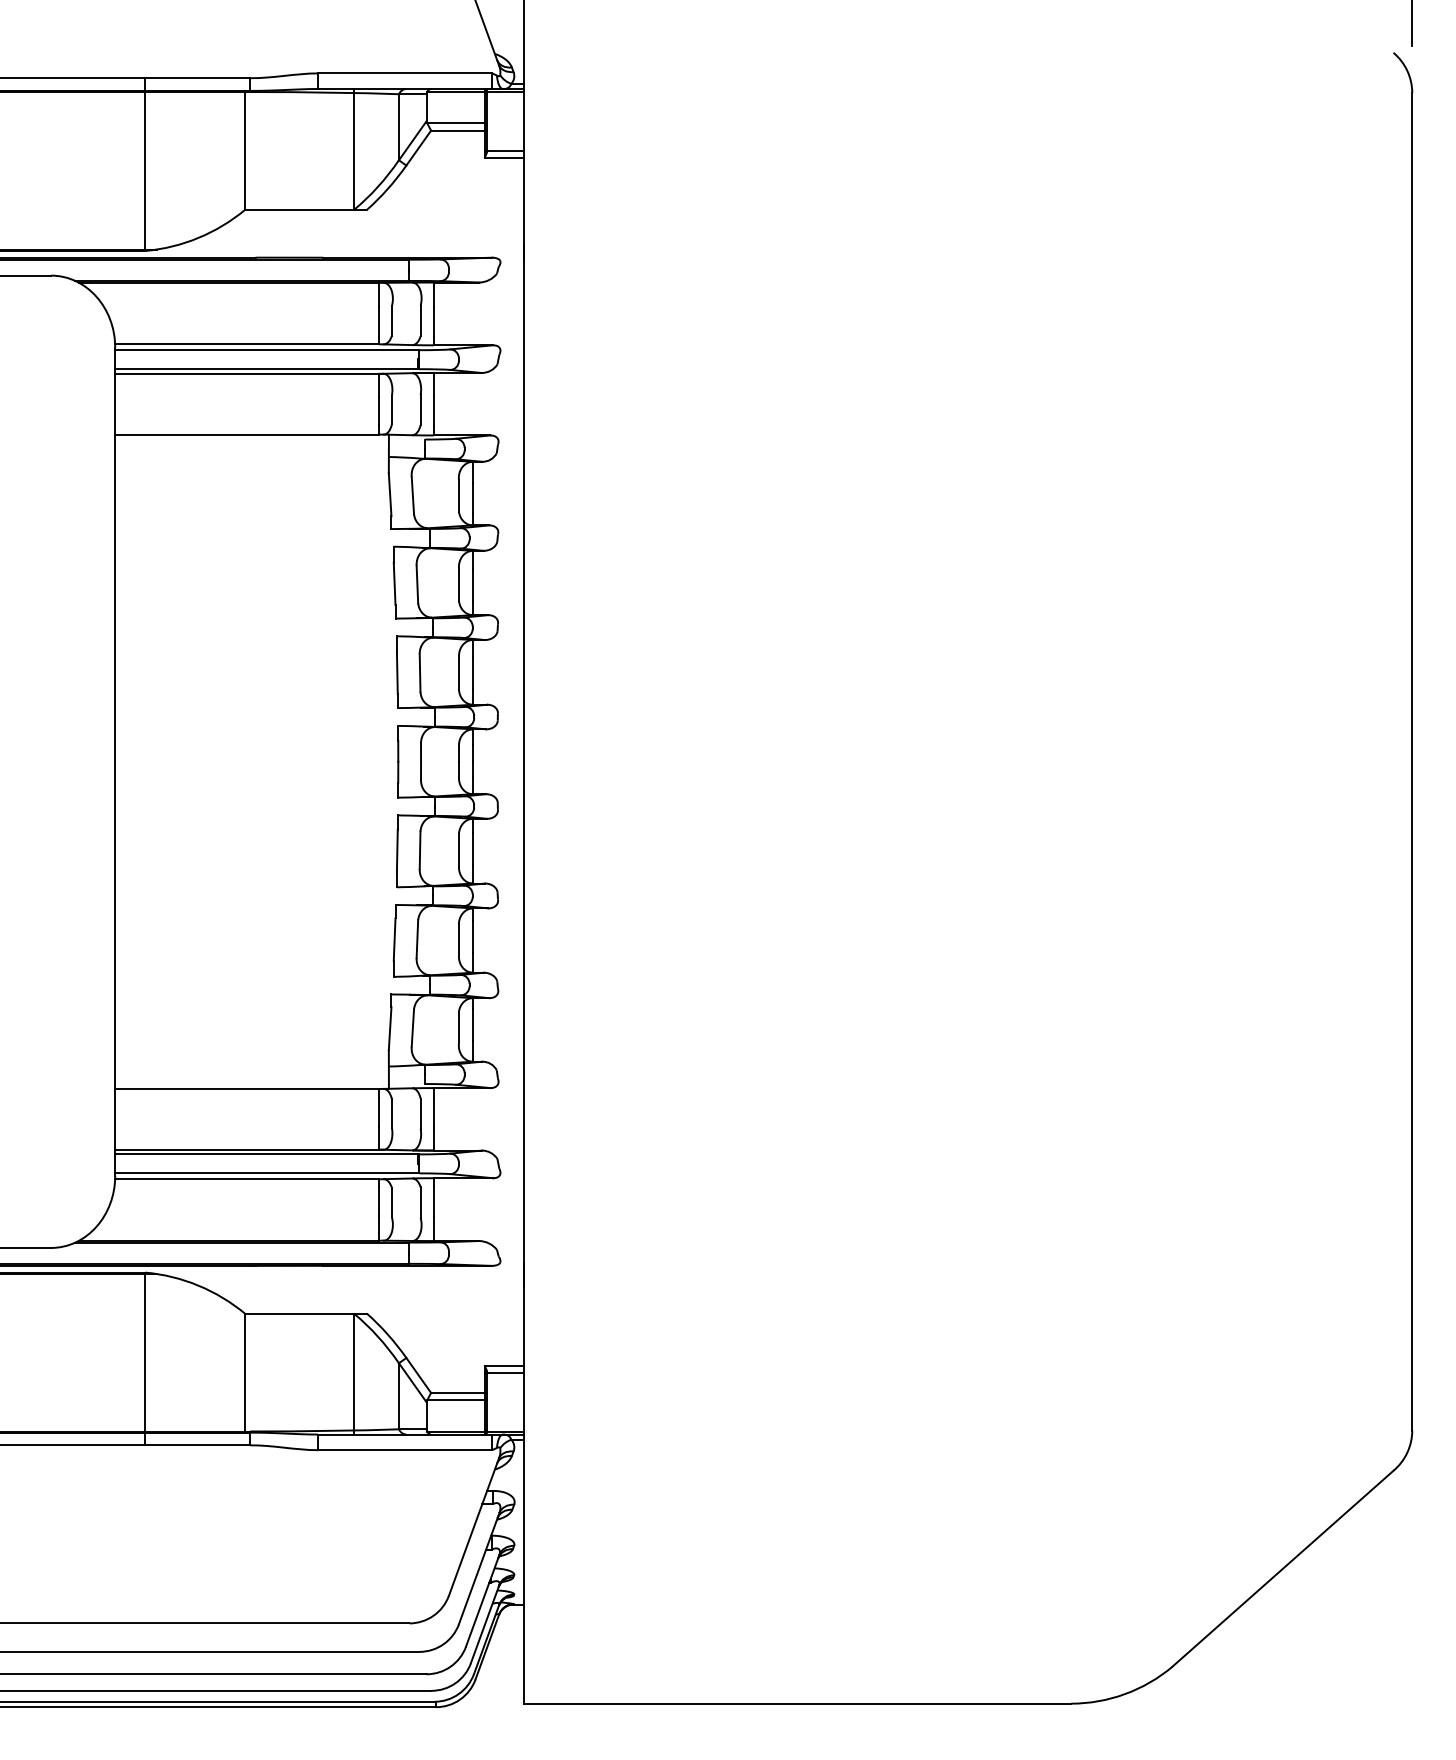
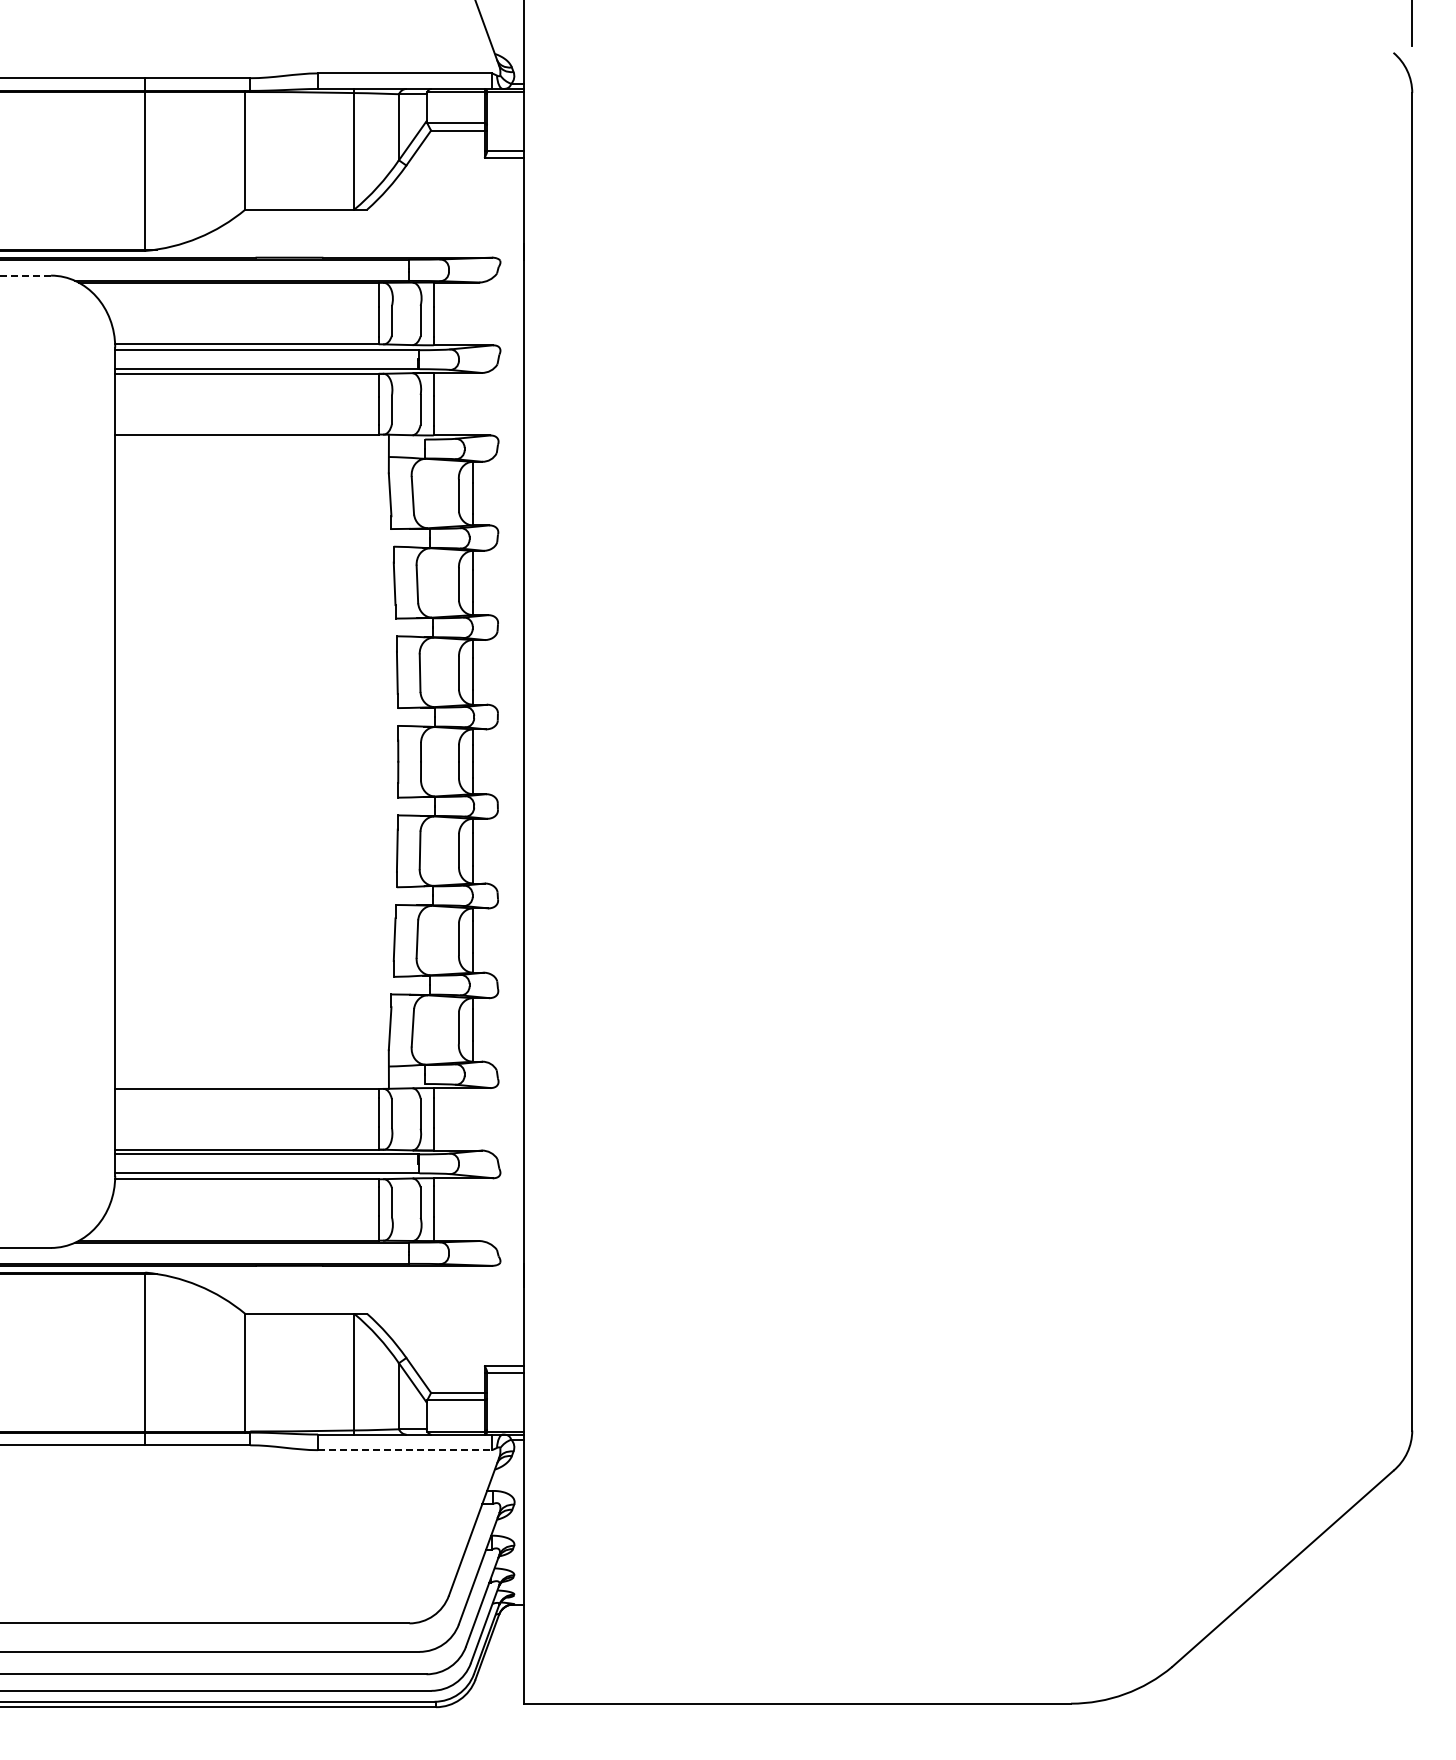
line: solid -> dashed (25, 275)
line: solid -> dashed (405, 1450)
